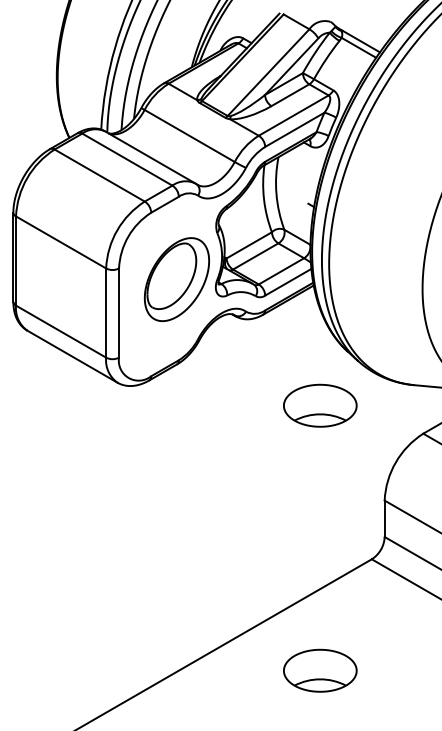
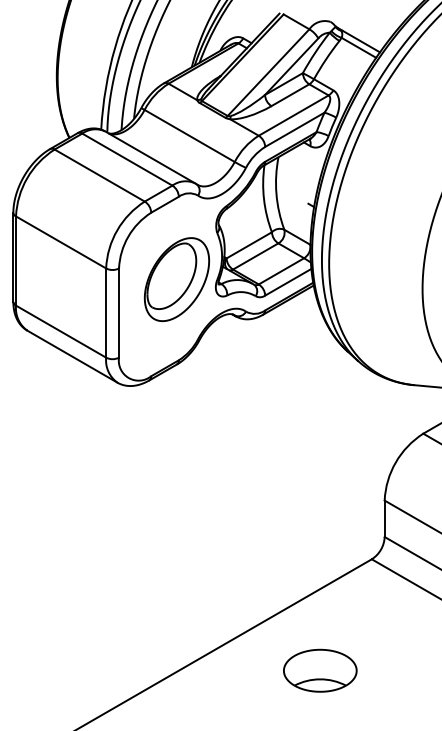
part: present -> none (320, 405)
